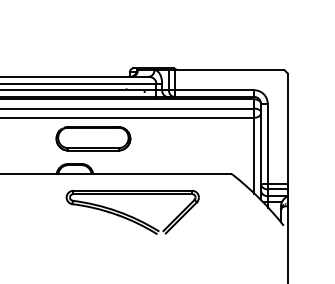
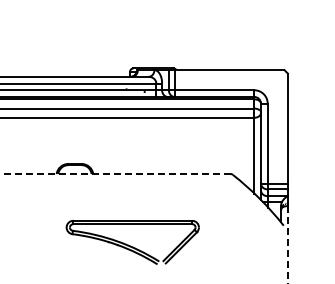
part: present -> none (93, 138)
line: solid -> dashed (114, 174)
part position: (132, 212) -> (132, 242) (132, 242)
line: solid -> dashed (287, 244)
